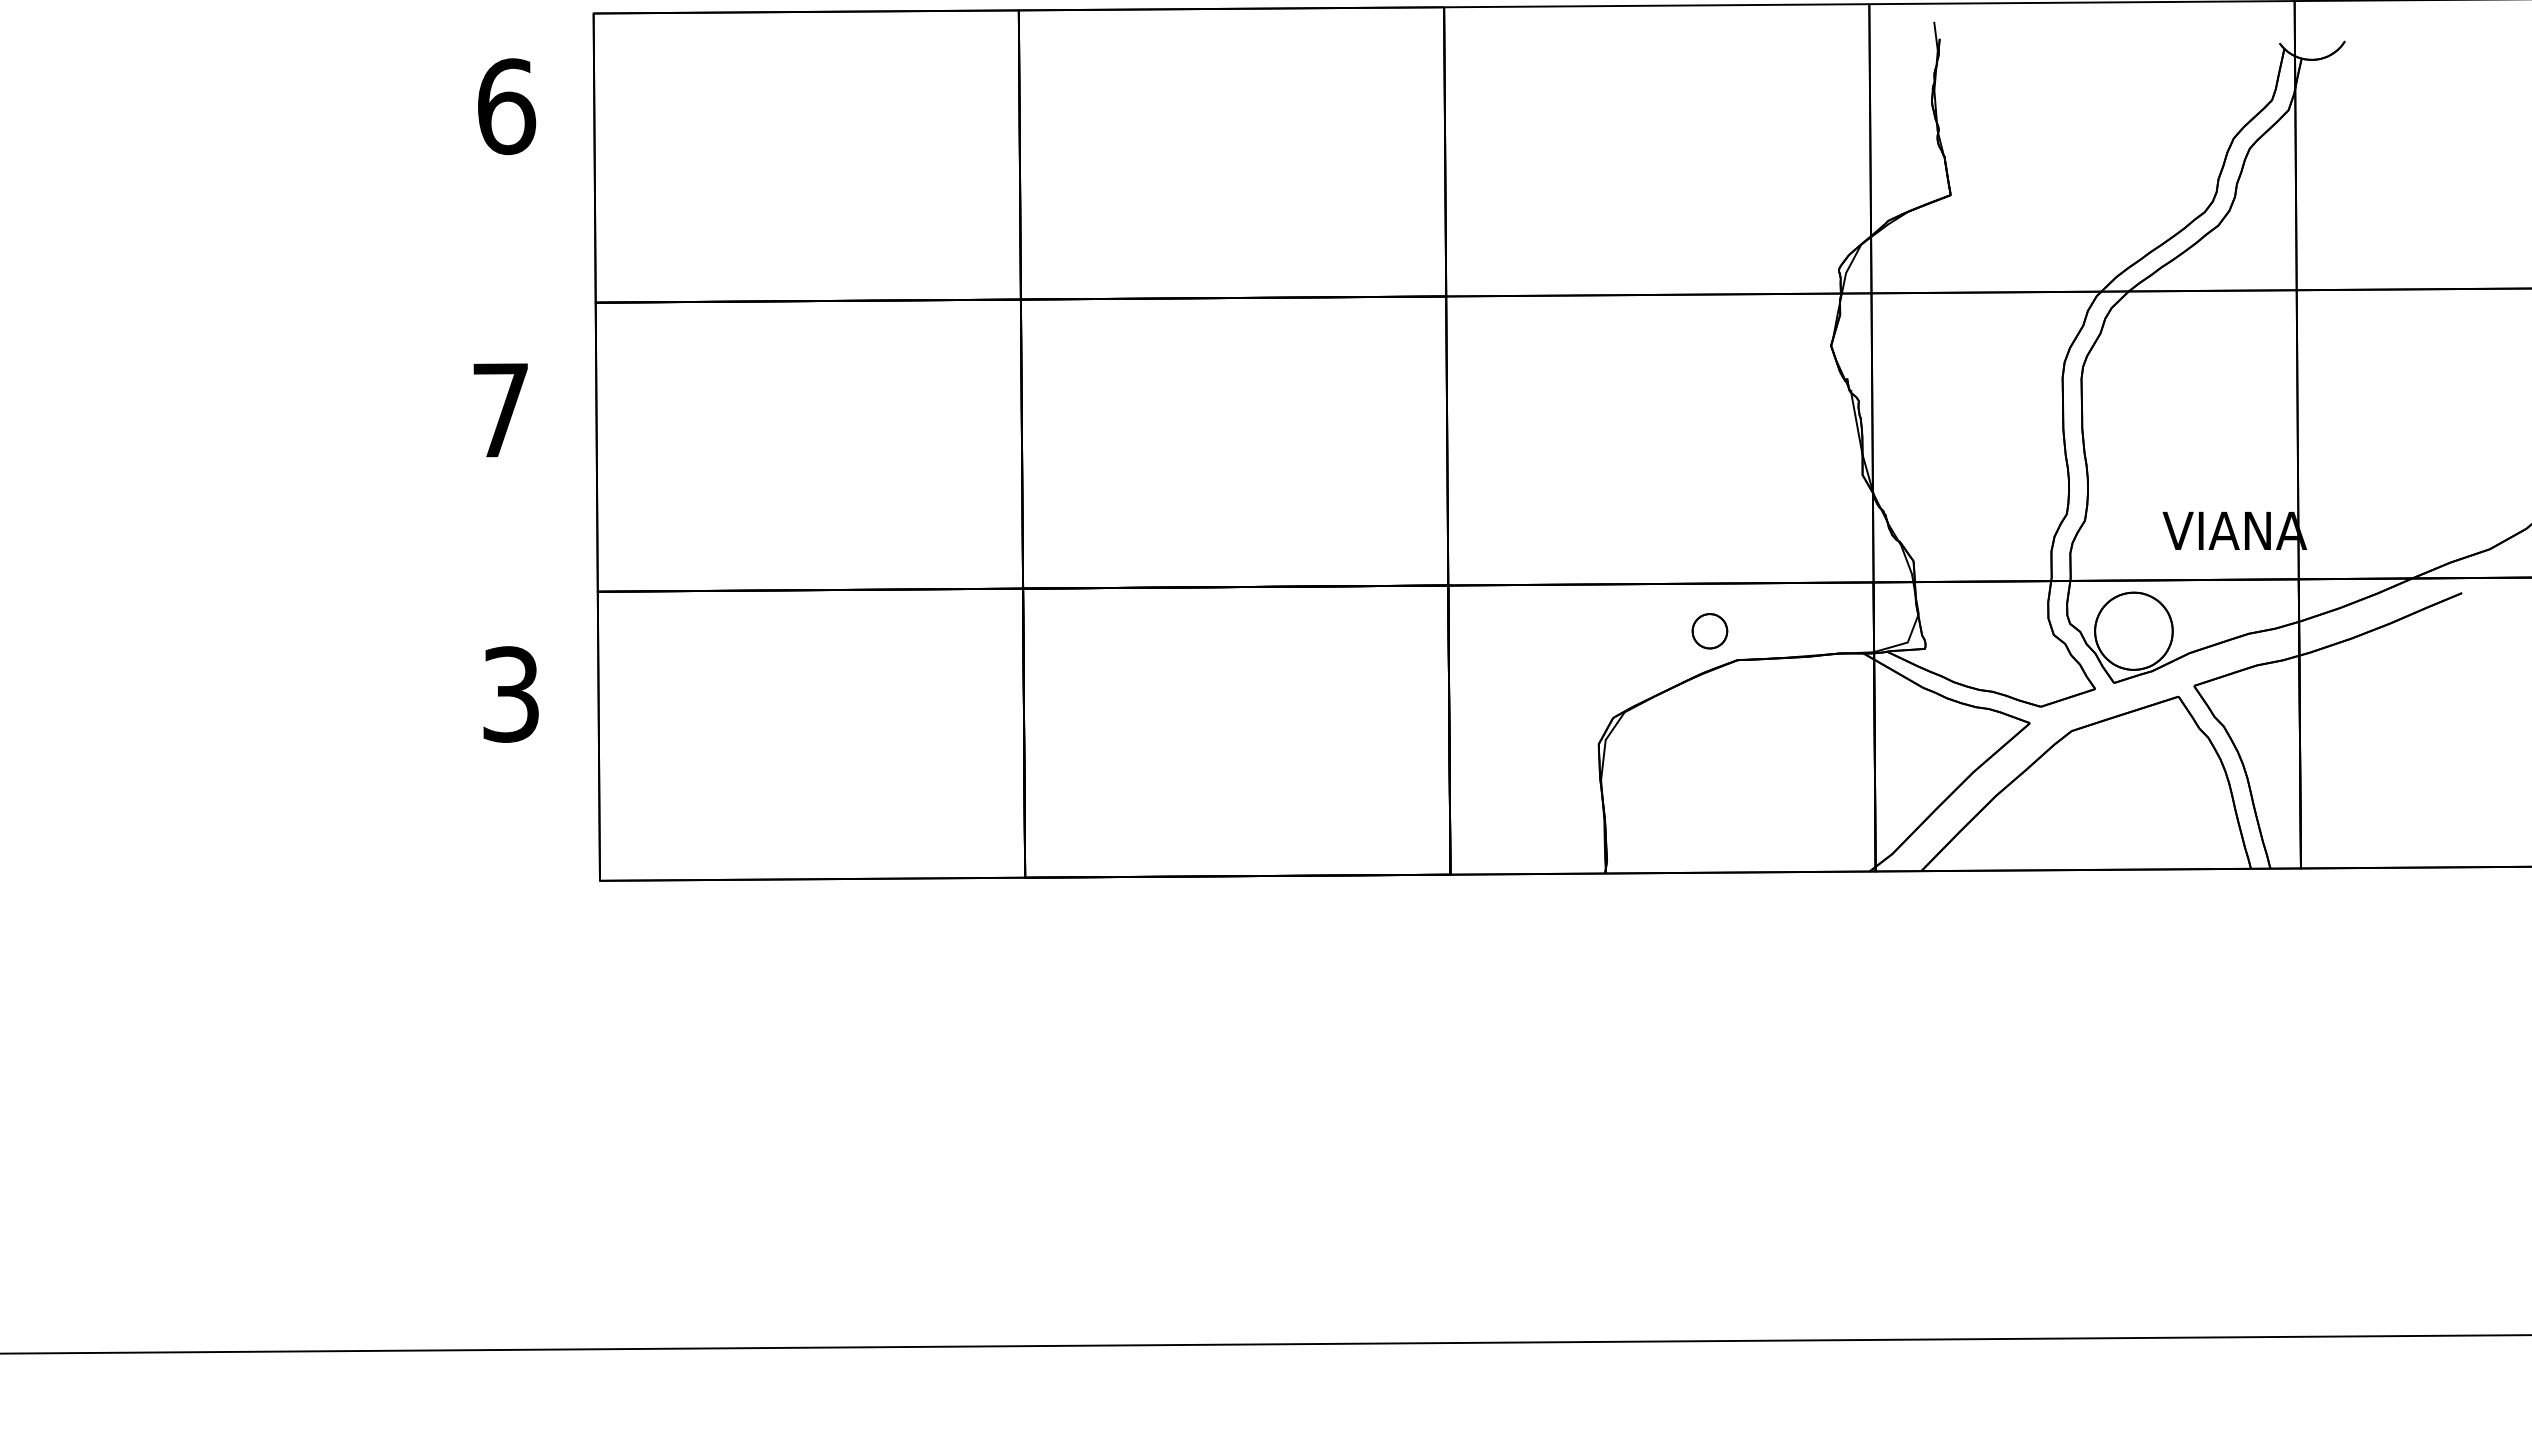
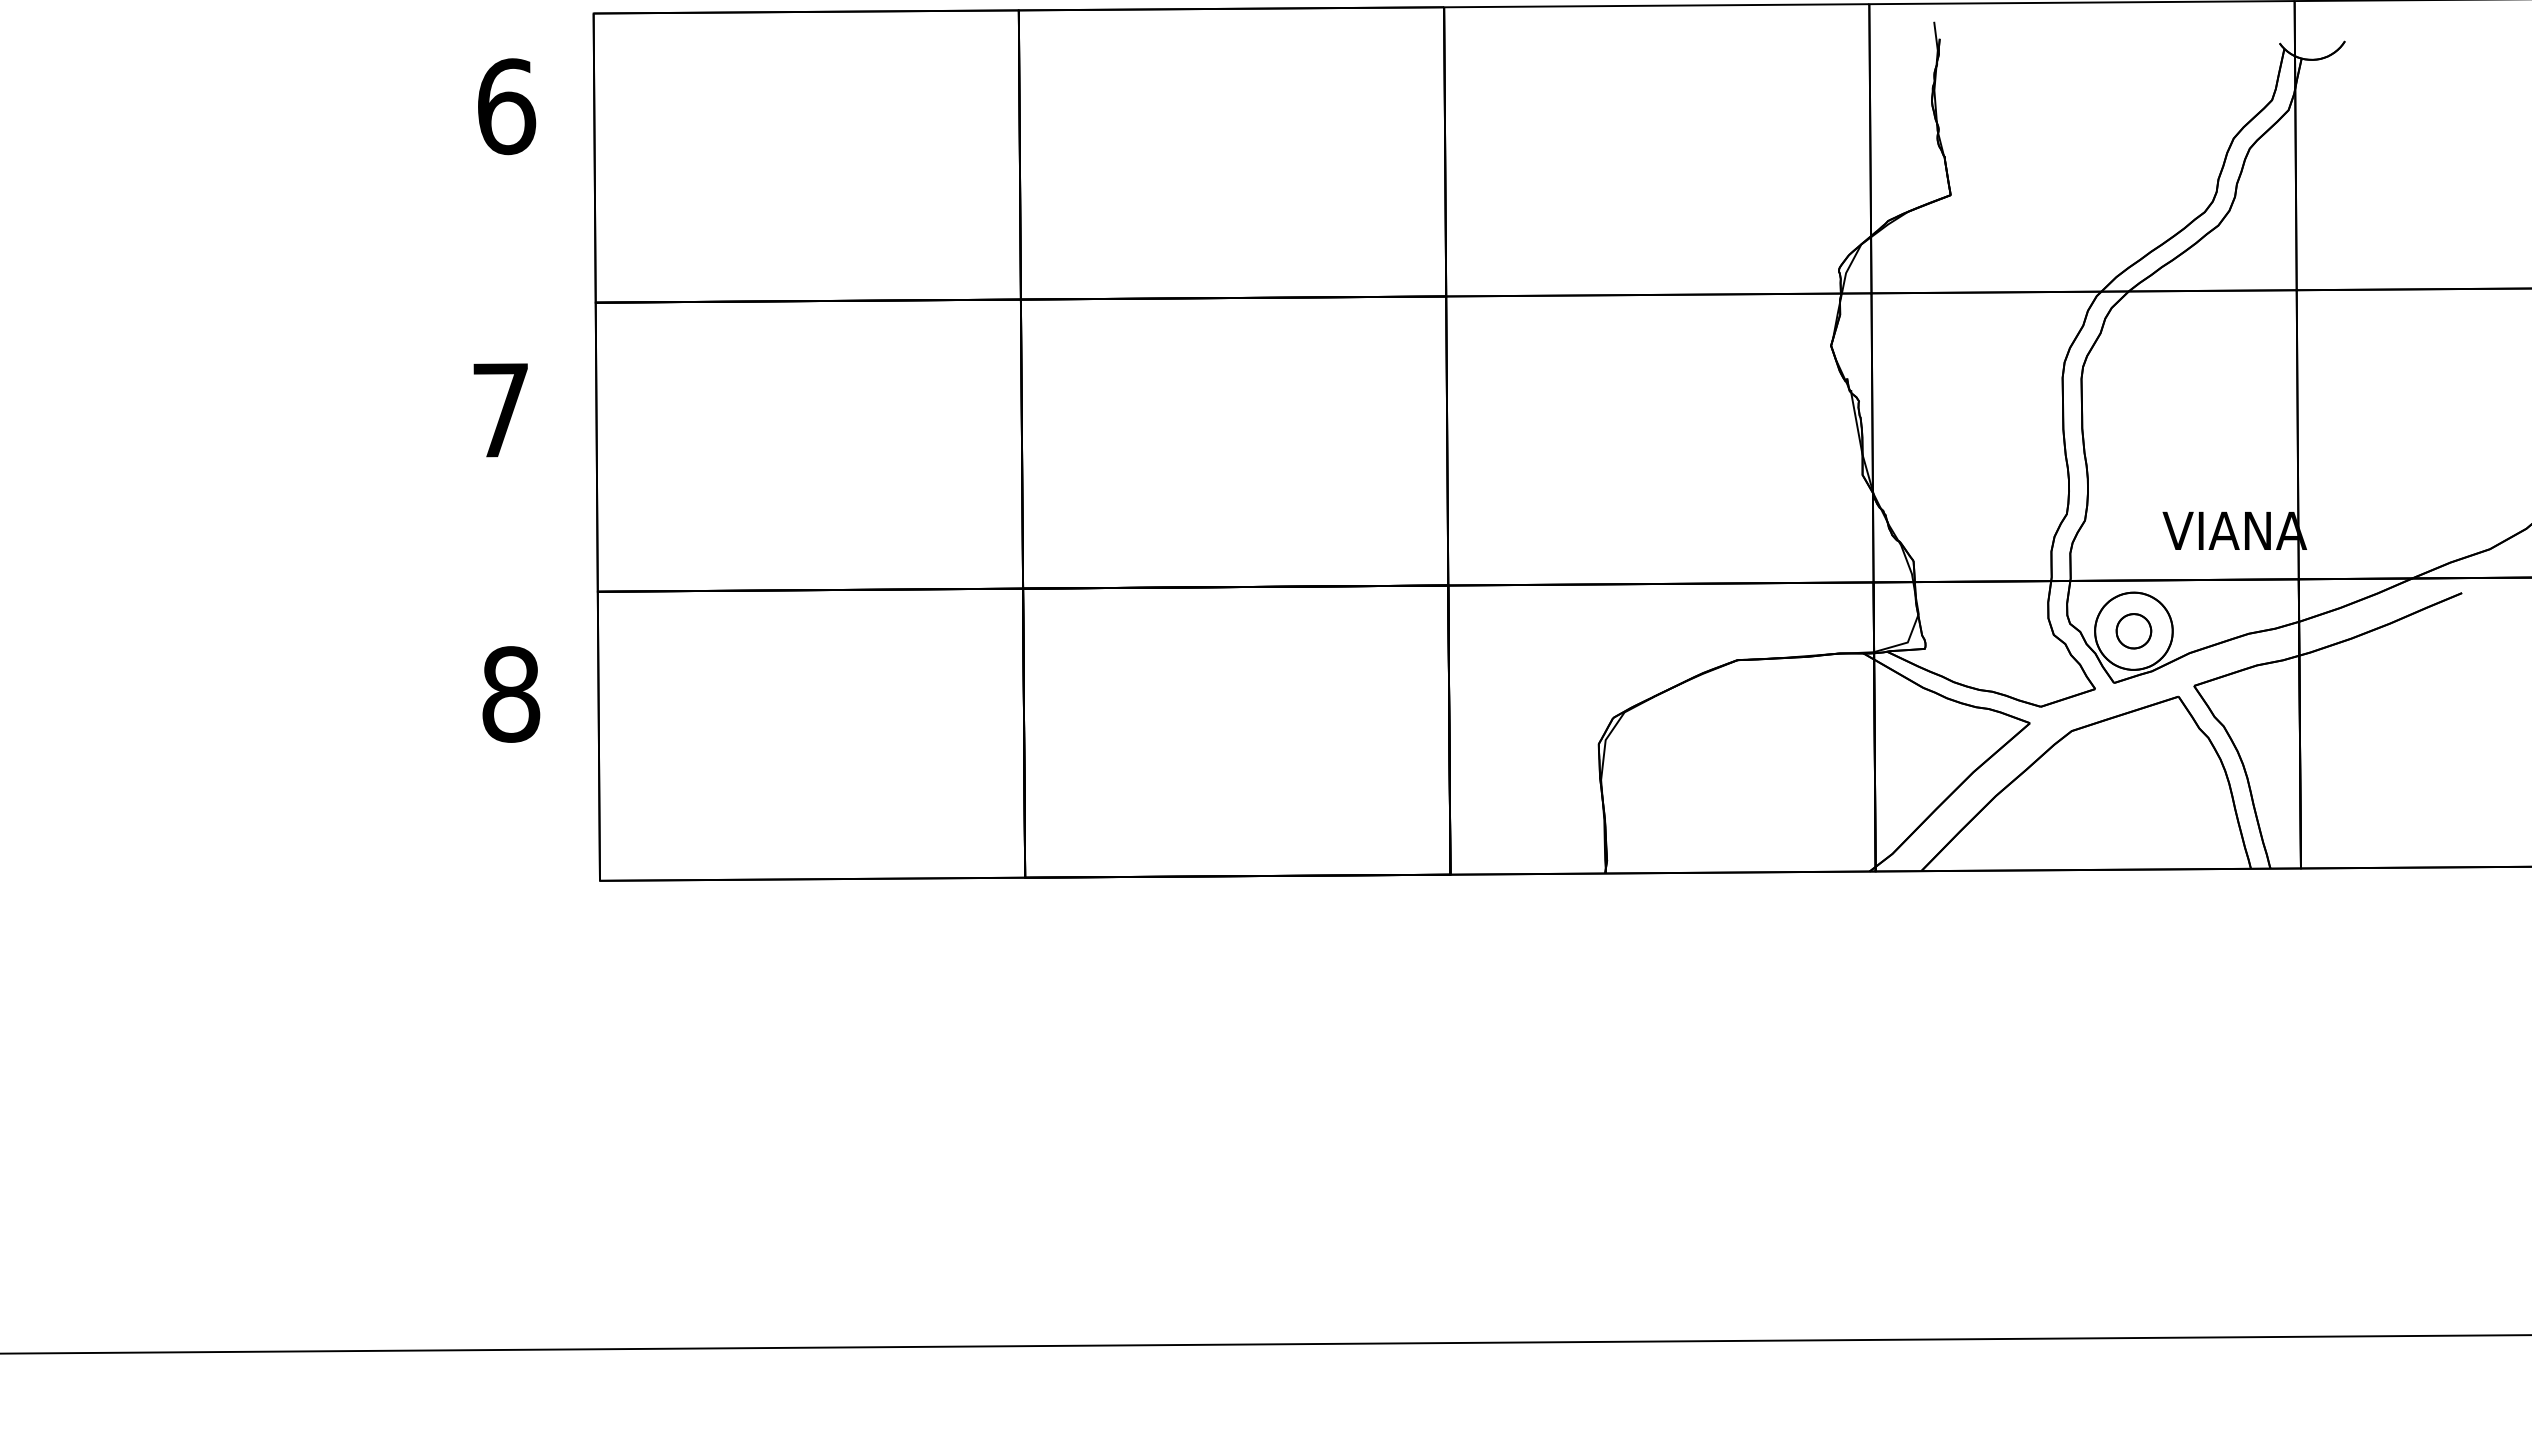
part position: (1709, 631) -> (2133, 631) (2133, 631)
text: 3 -> 8 (511, 694)
